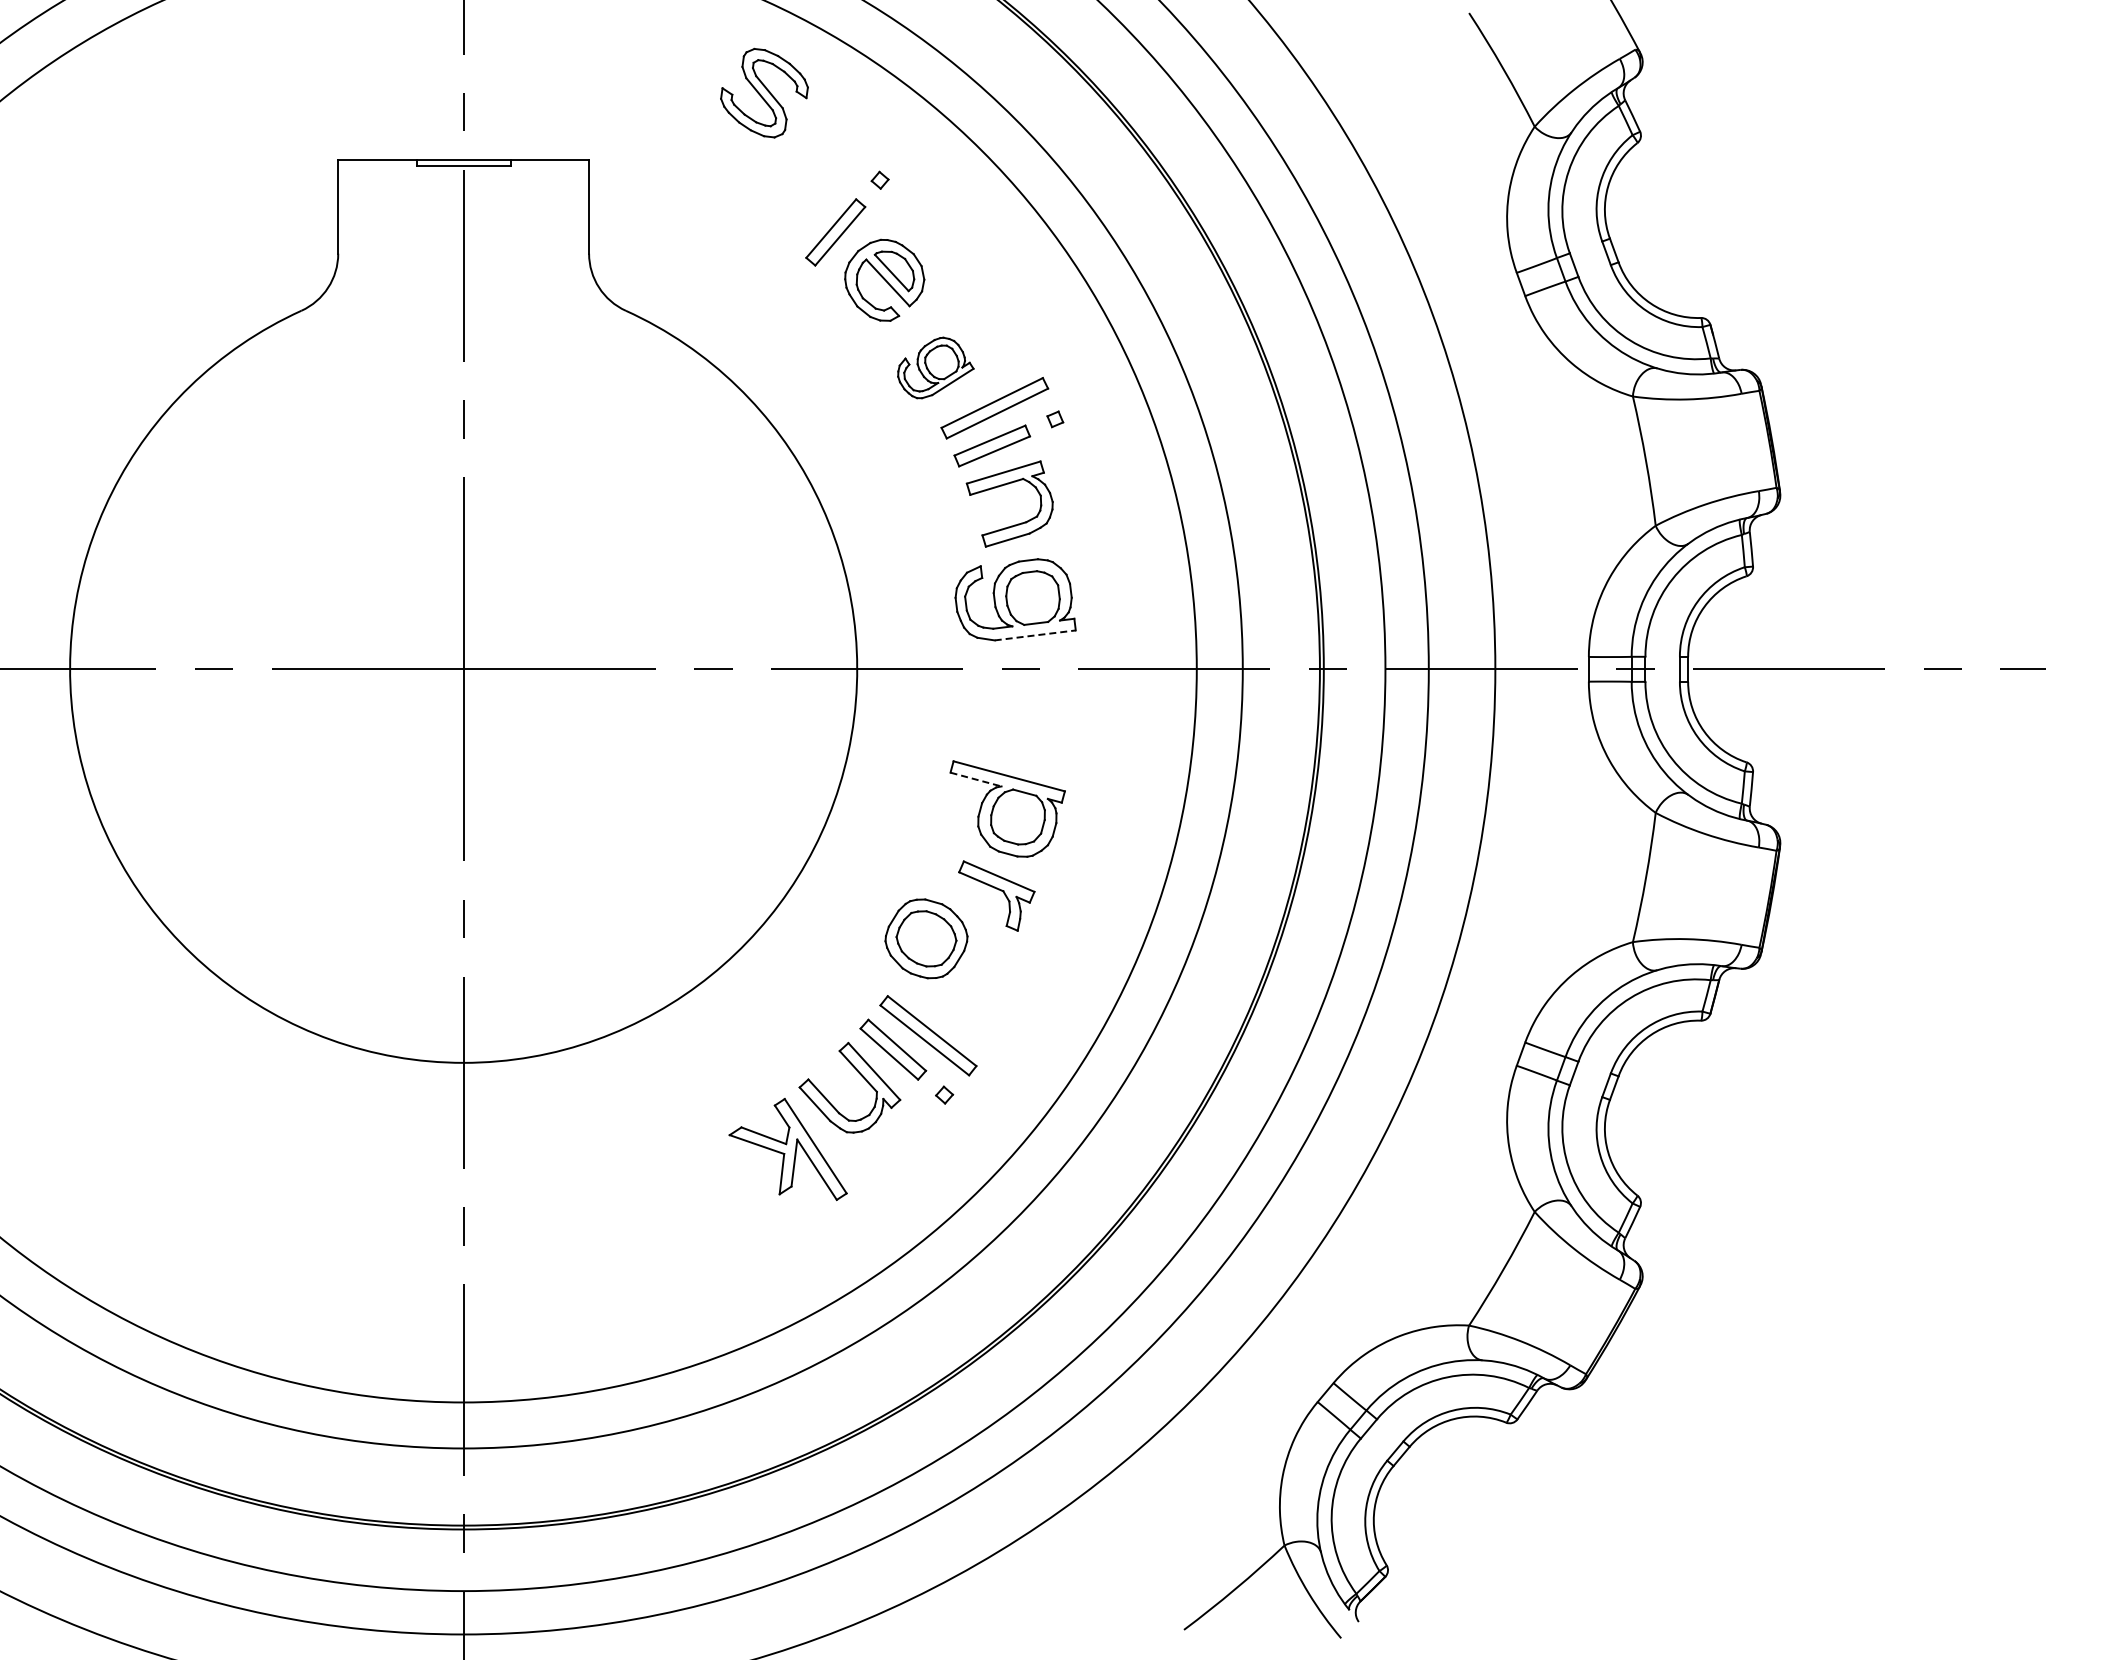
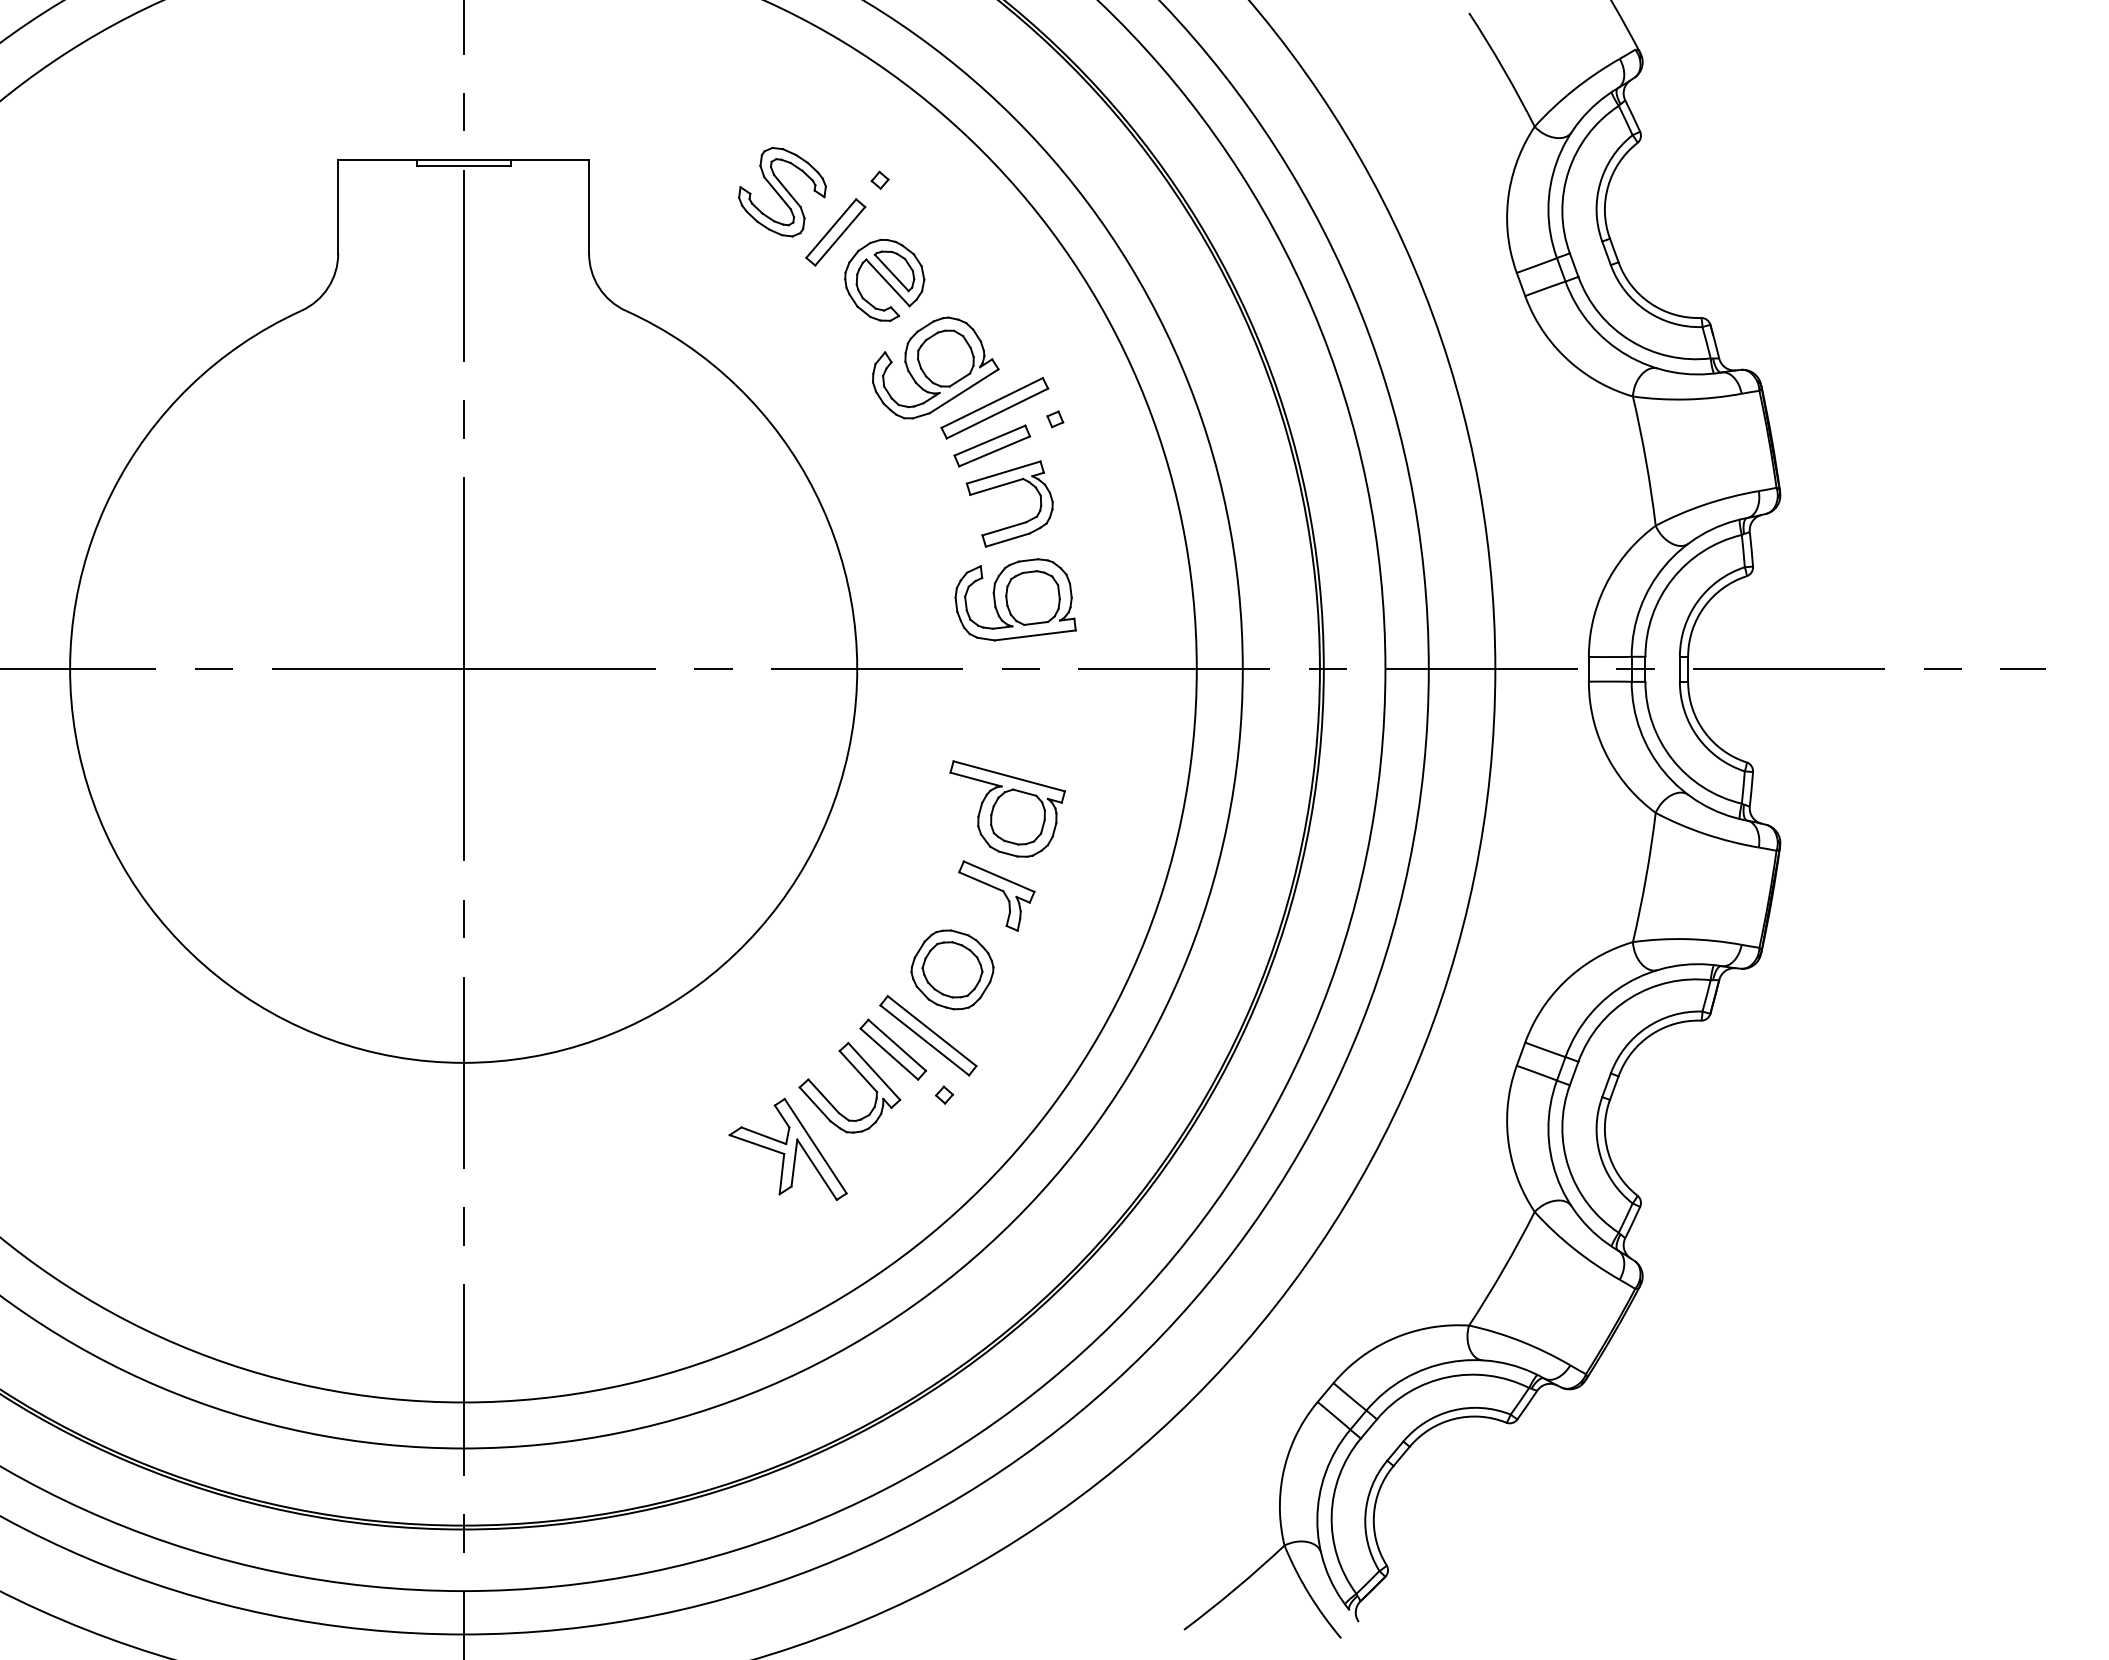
part position: (764, 92) -> (782, 191) (782, 191)
part size: 78x64 px -> 128x104 px (935, 367)
line: dashed -> solid (1035, 635)
line: dashed -> solid (976, 779)
part position: (926, 938) -> (952, 969) (952, 969)
